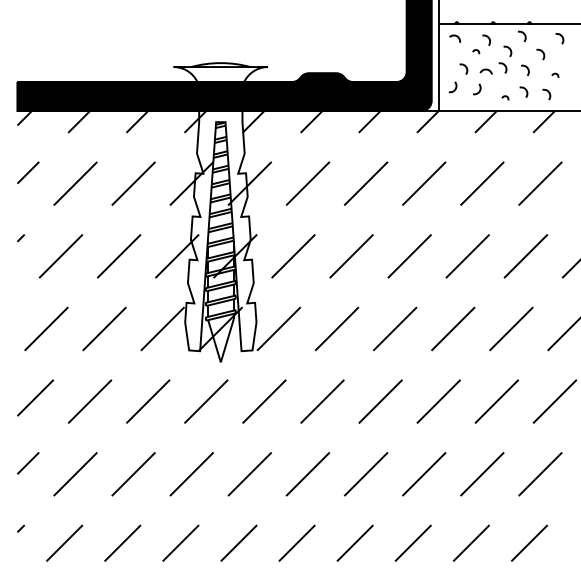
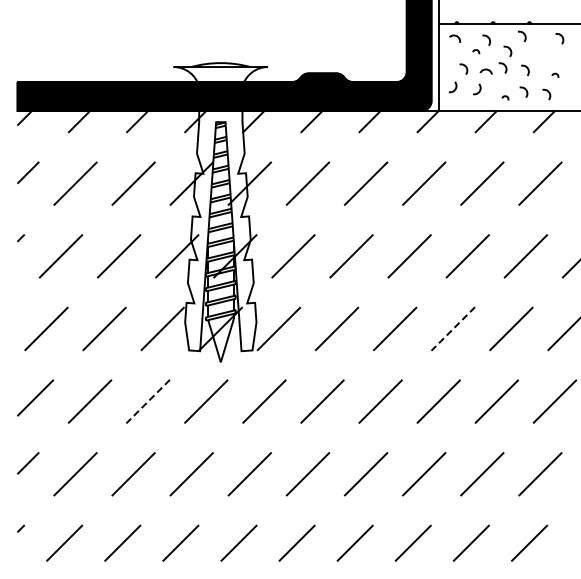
curve: present -> none (541, 52)
line: solid -> dashed (453, 328)
line: solid -> dashed (148, 401)
